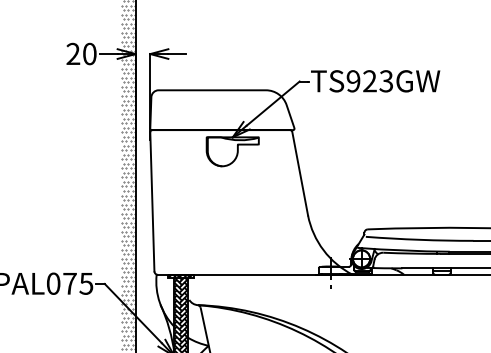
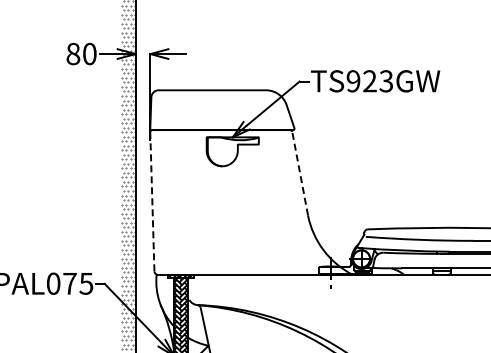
text: 20 -> 80 (73, 53)
line: solid -> dashed (300, 173)
line: solid -> dashed (152, 201)
